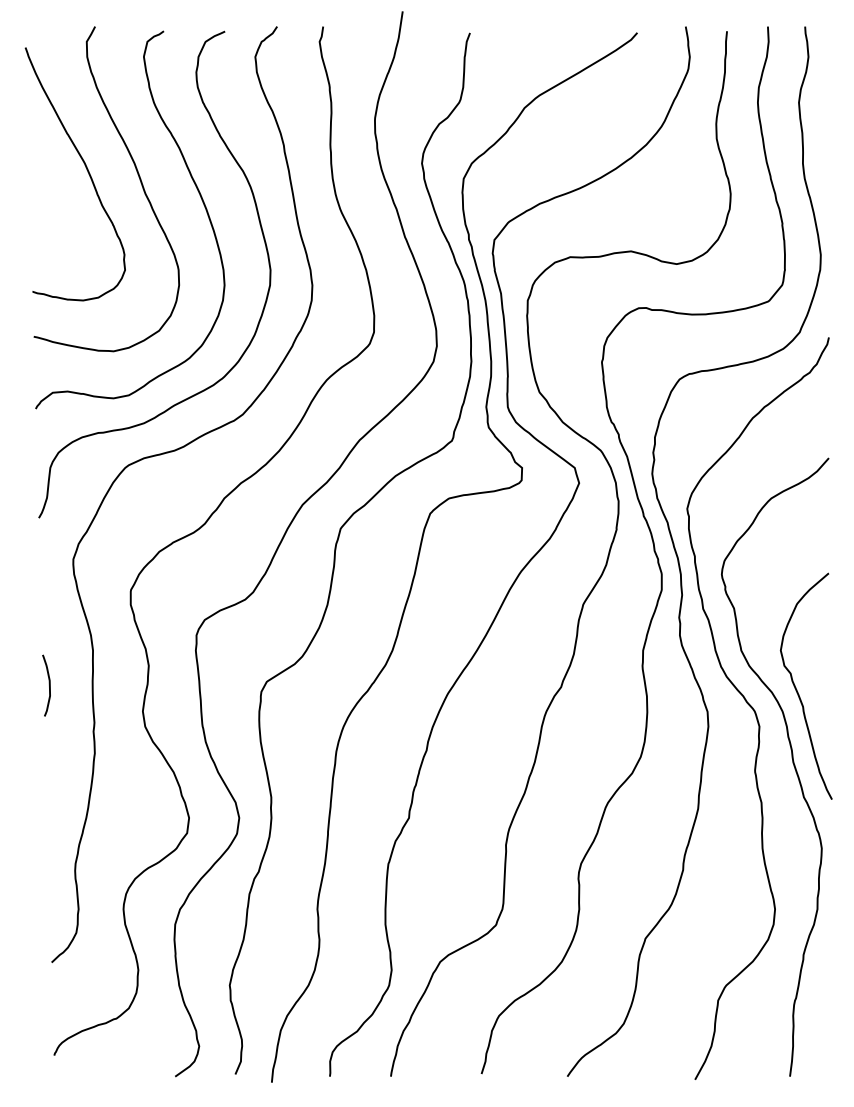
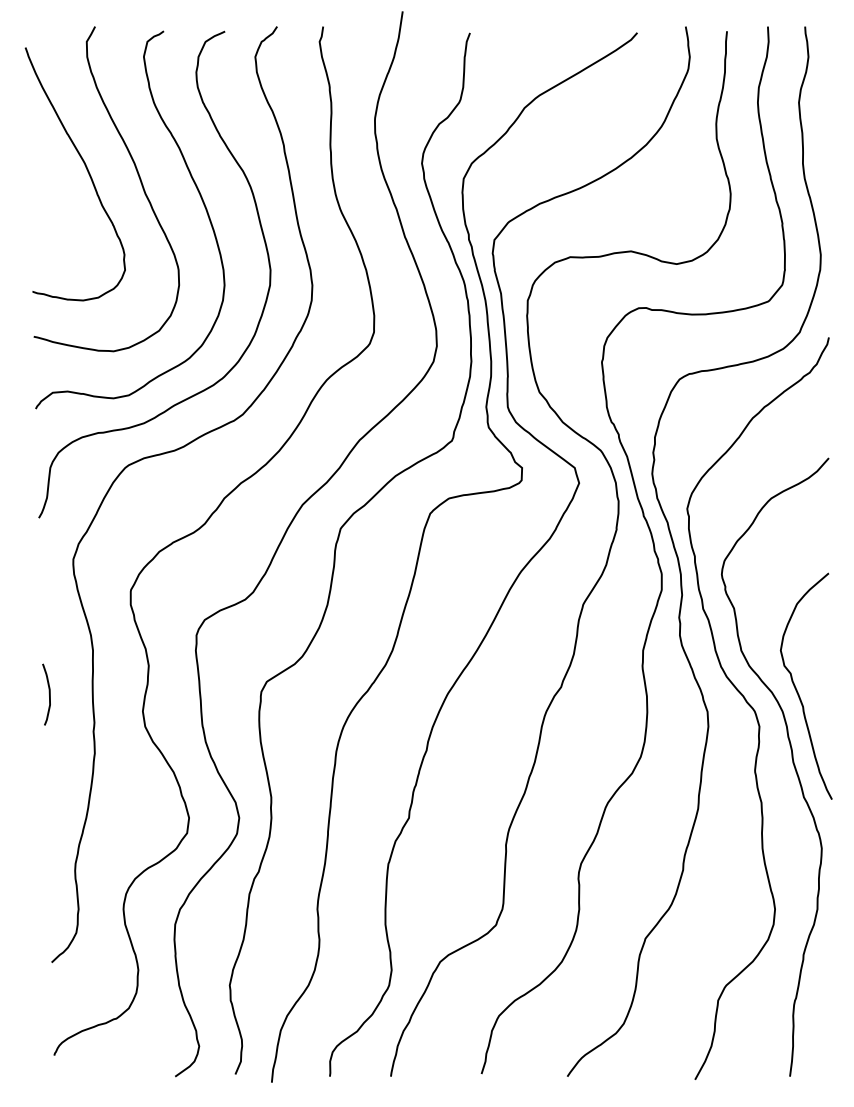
curve position: (48, 684) -> (48, 693) (48, 693)
